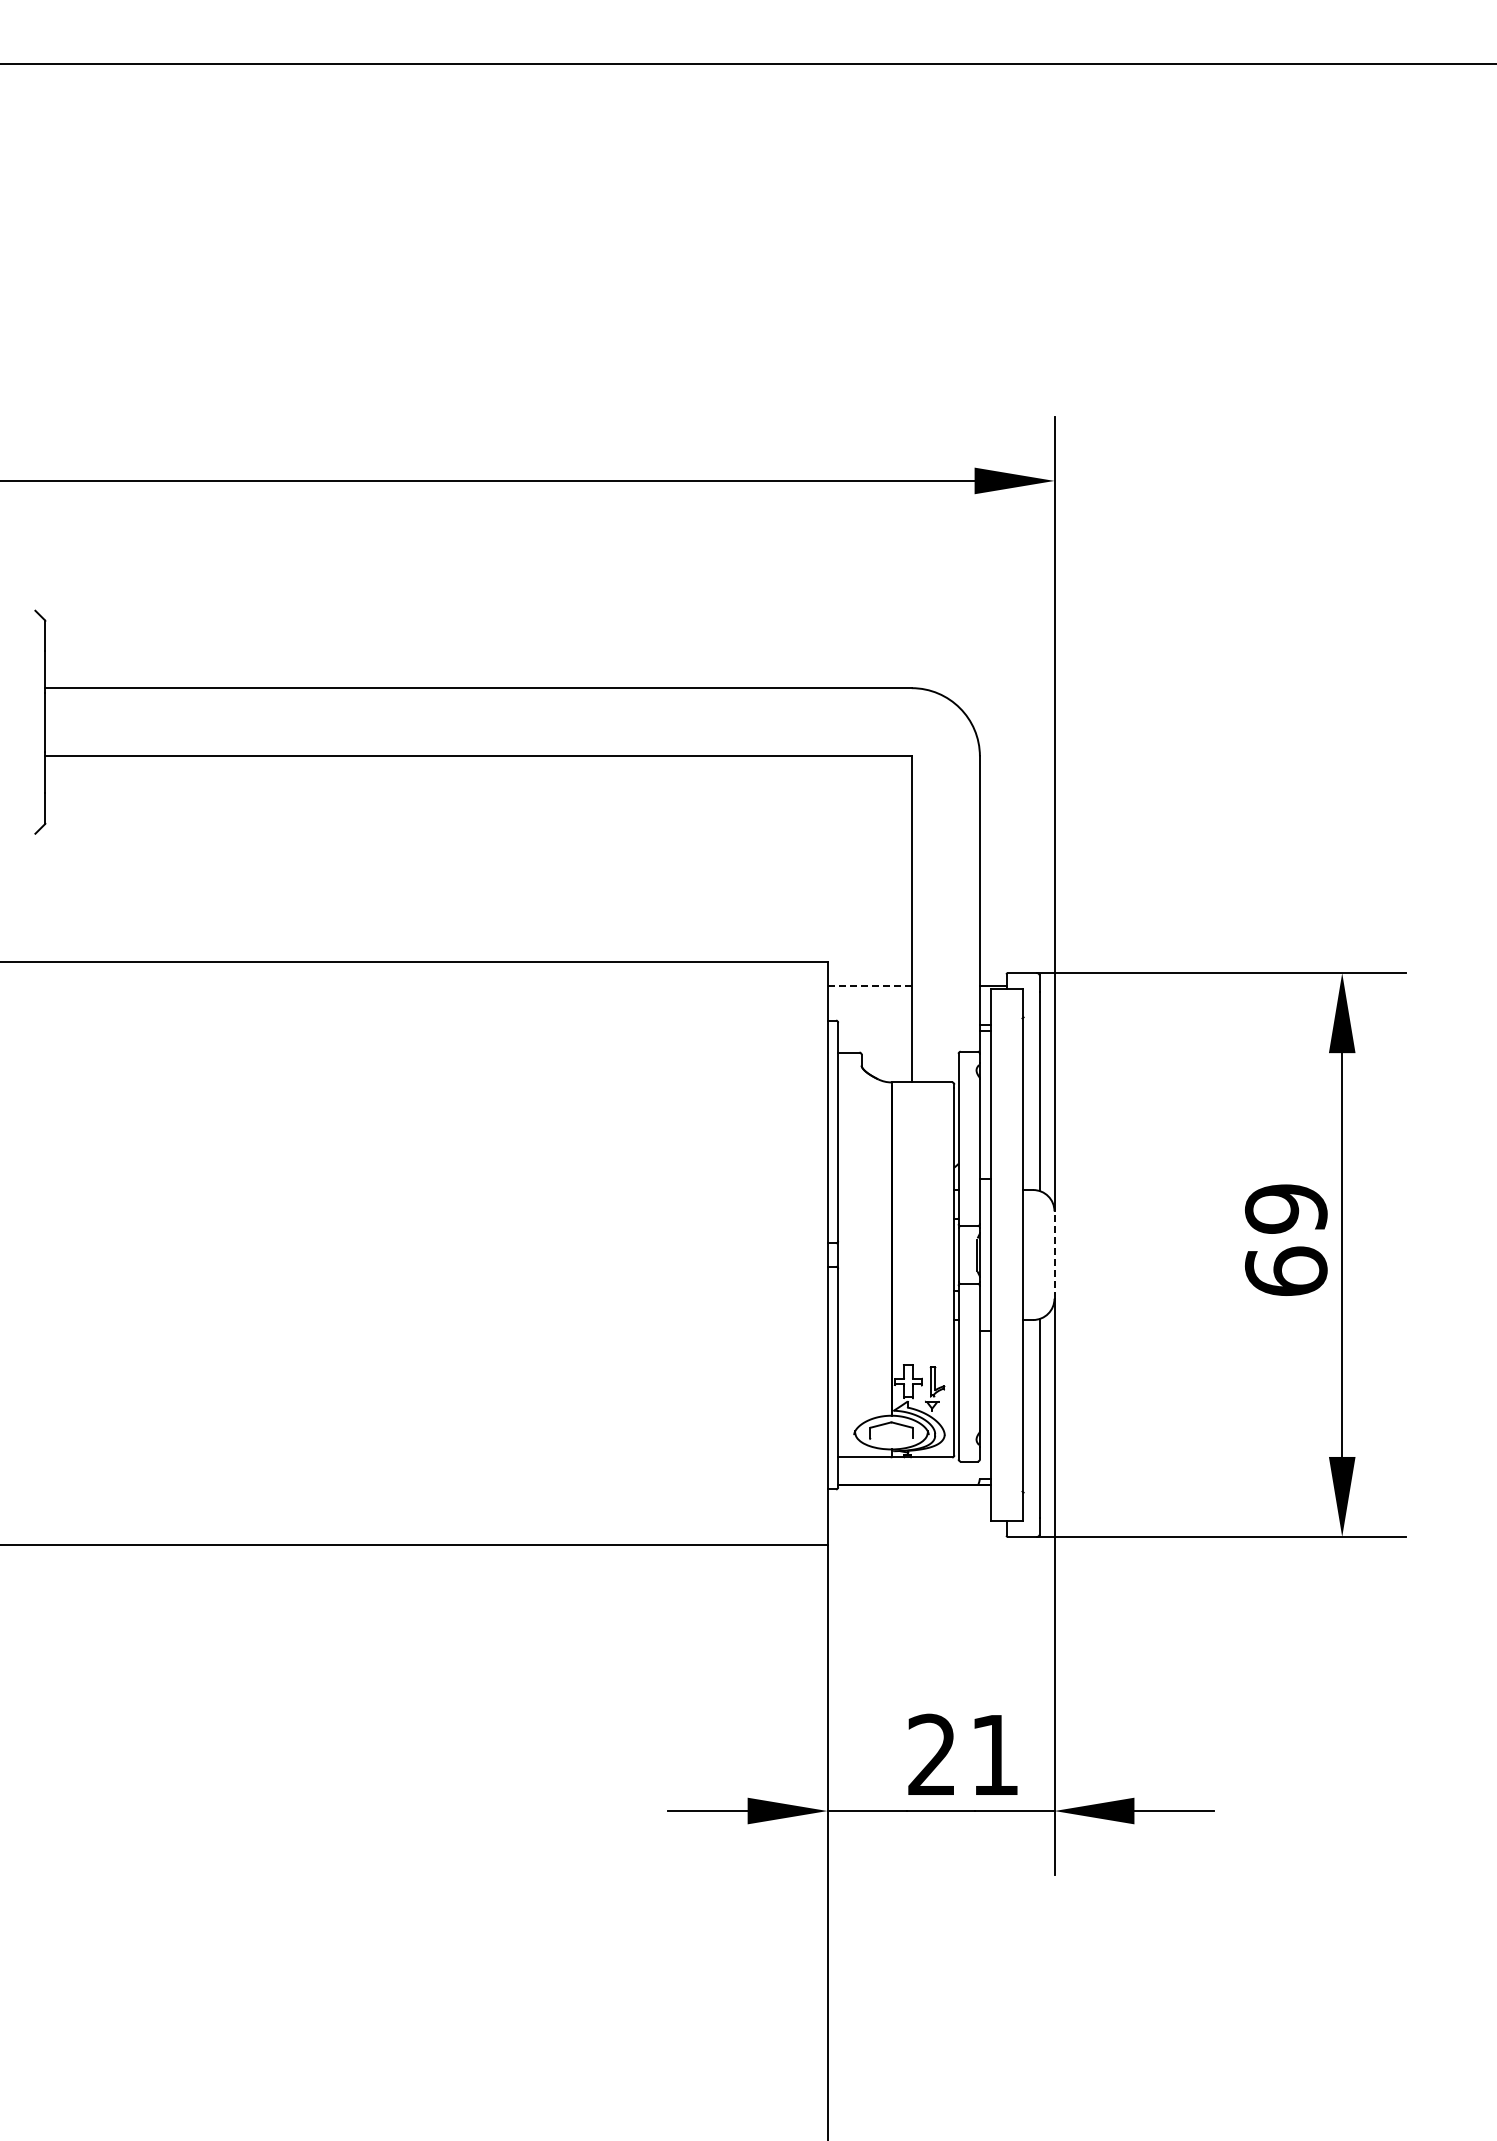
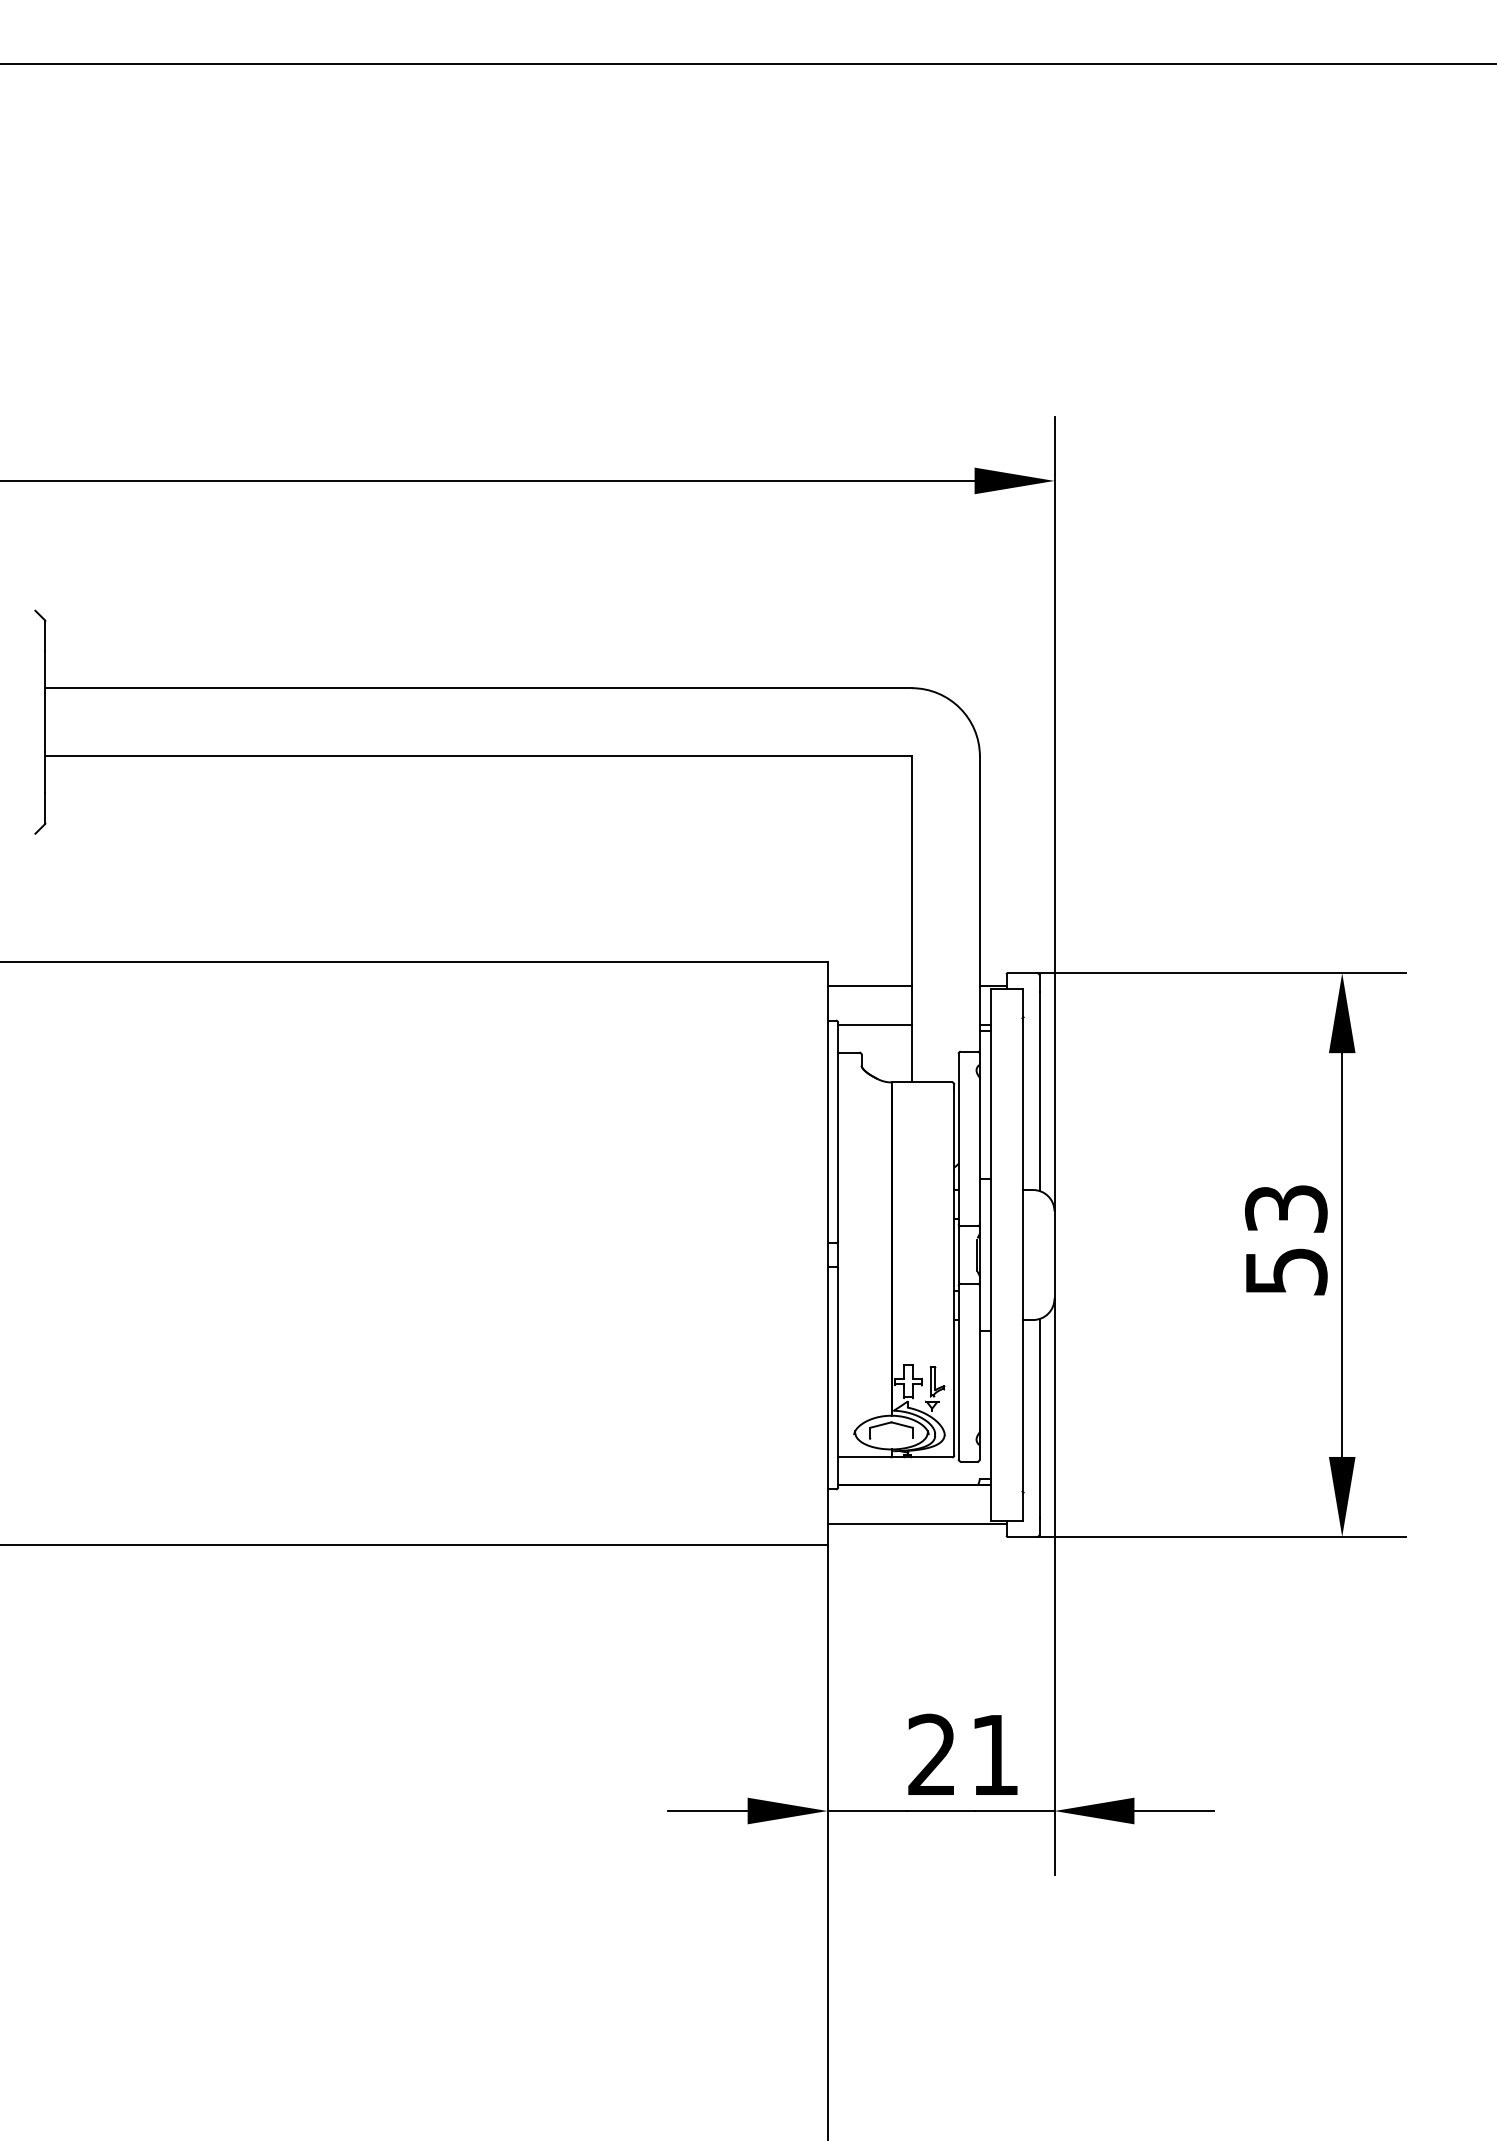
line: dashed -> solid (869, 985)
line: none -> present (874, 1025)
text: 69 -> 53 (1285, 1239)
line: dashed -> solid (1054, 1255)
line: none -> present (916, 1524)
